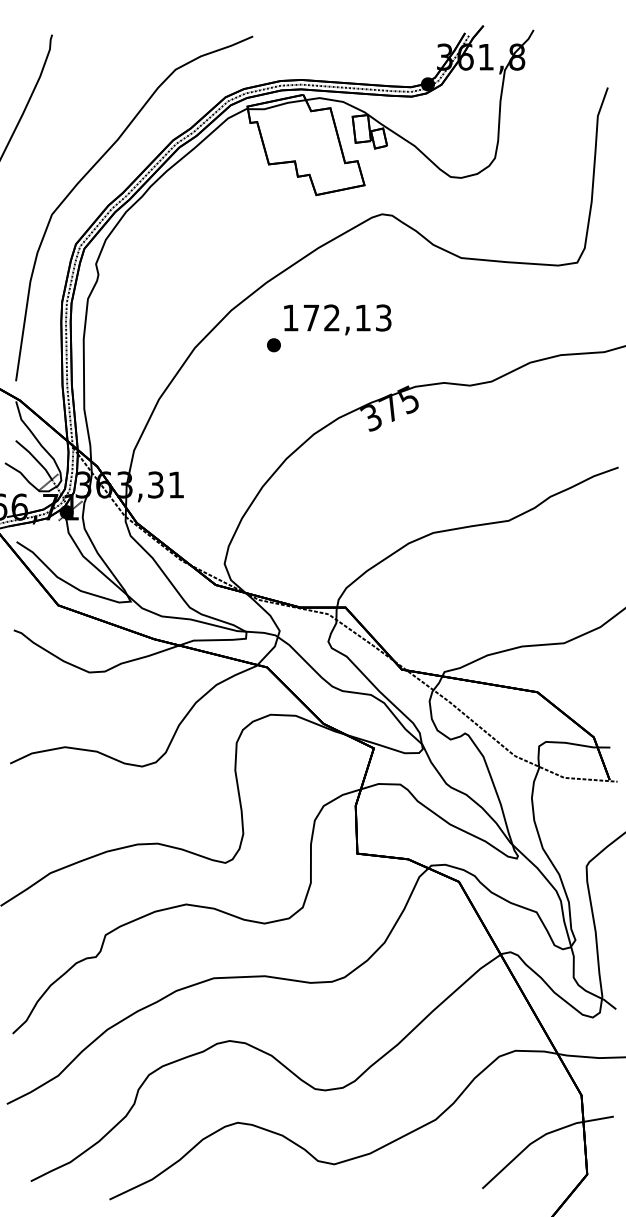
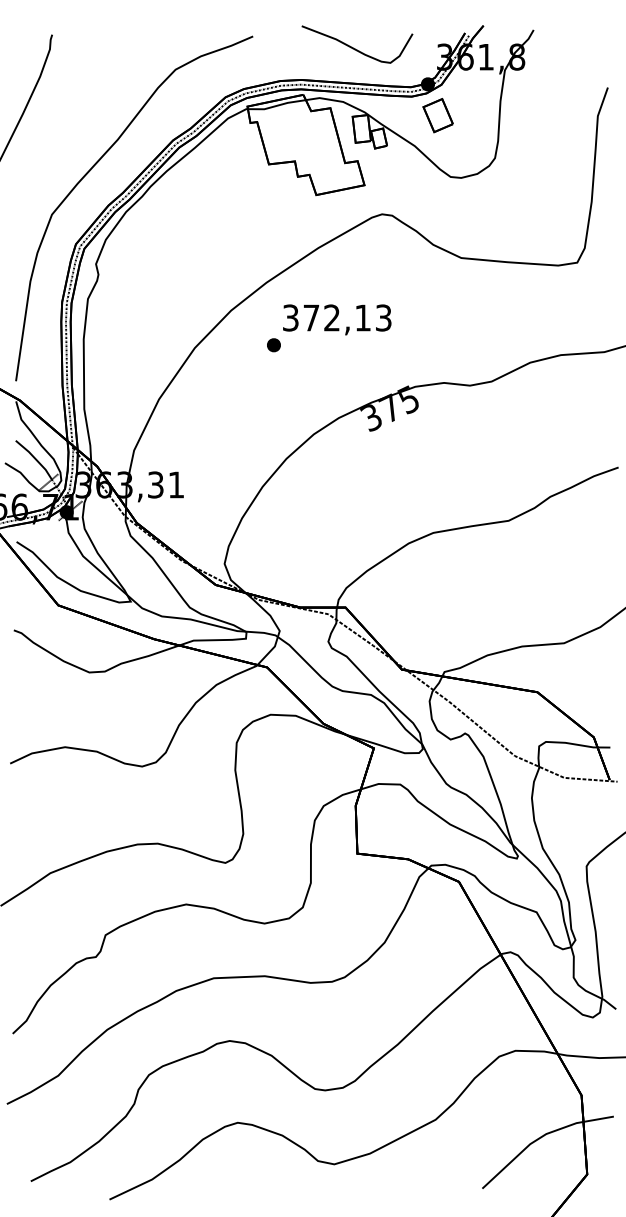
curve: none -> present (355, 48)
part: none -> present (437, 115)
text: 172,13 -> 372,13 (290, 317)
